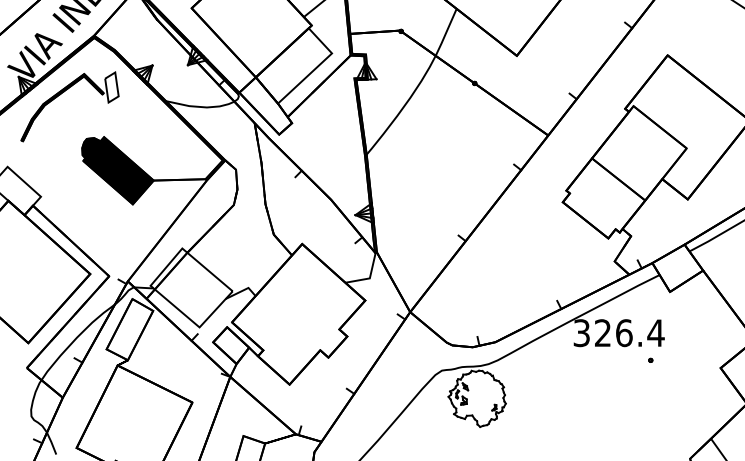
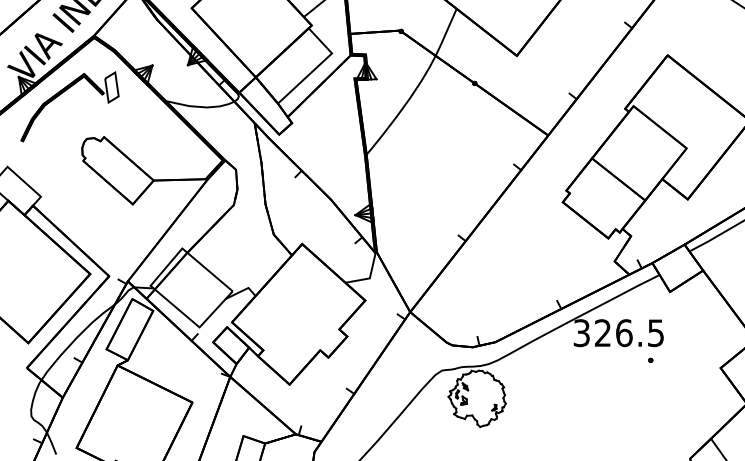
fill: present -> none (117, 170)
text: 326.4 -> 326.5 (655, 333)
